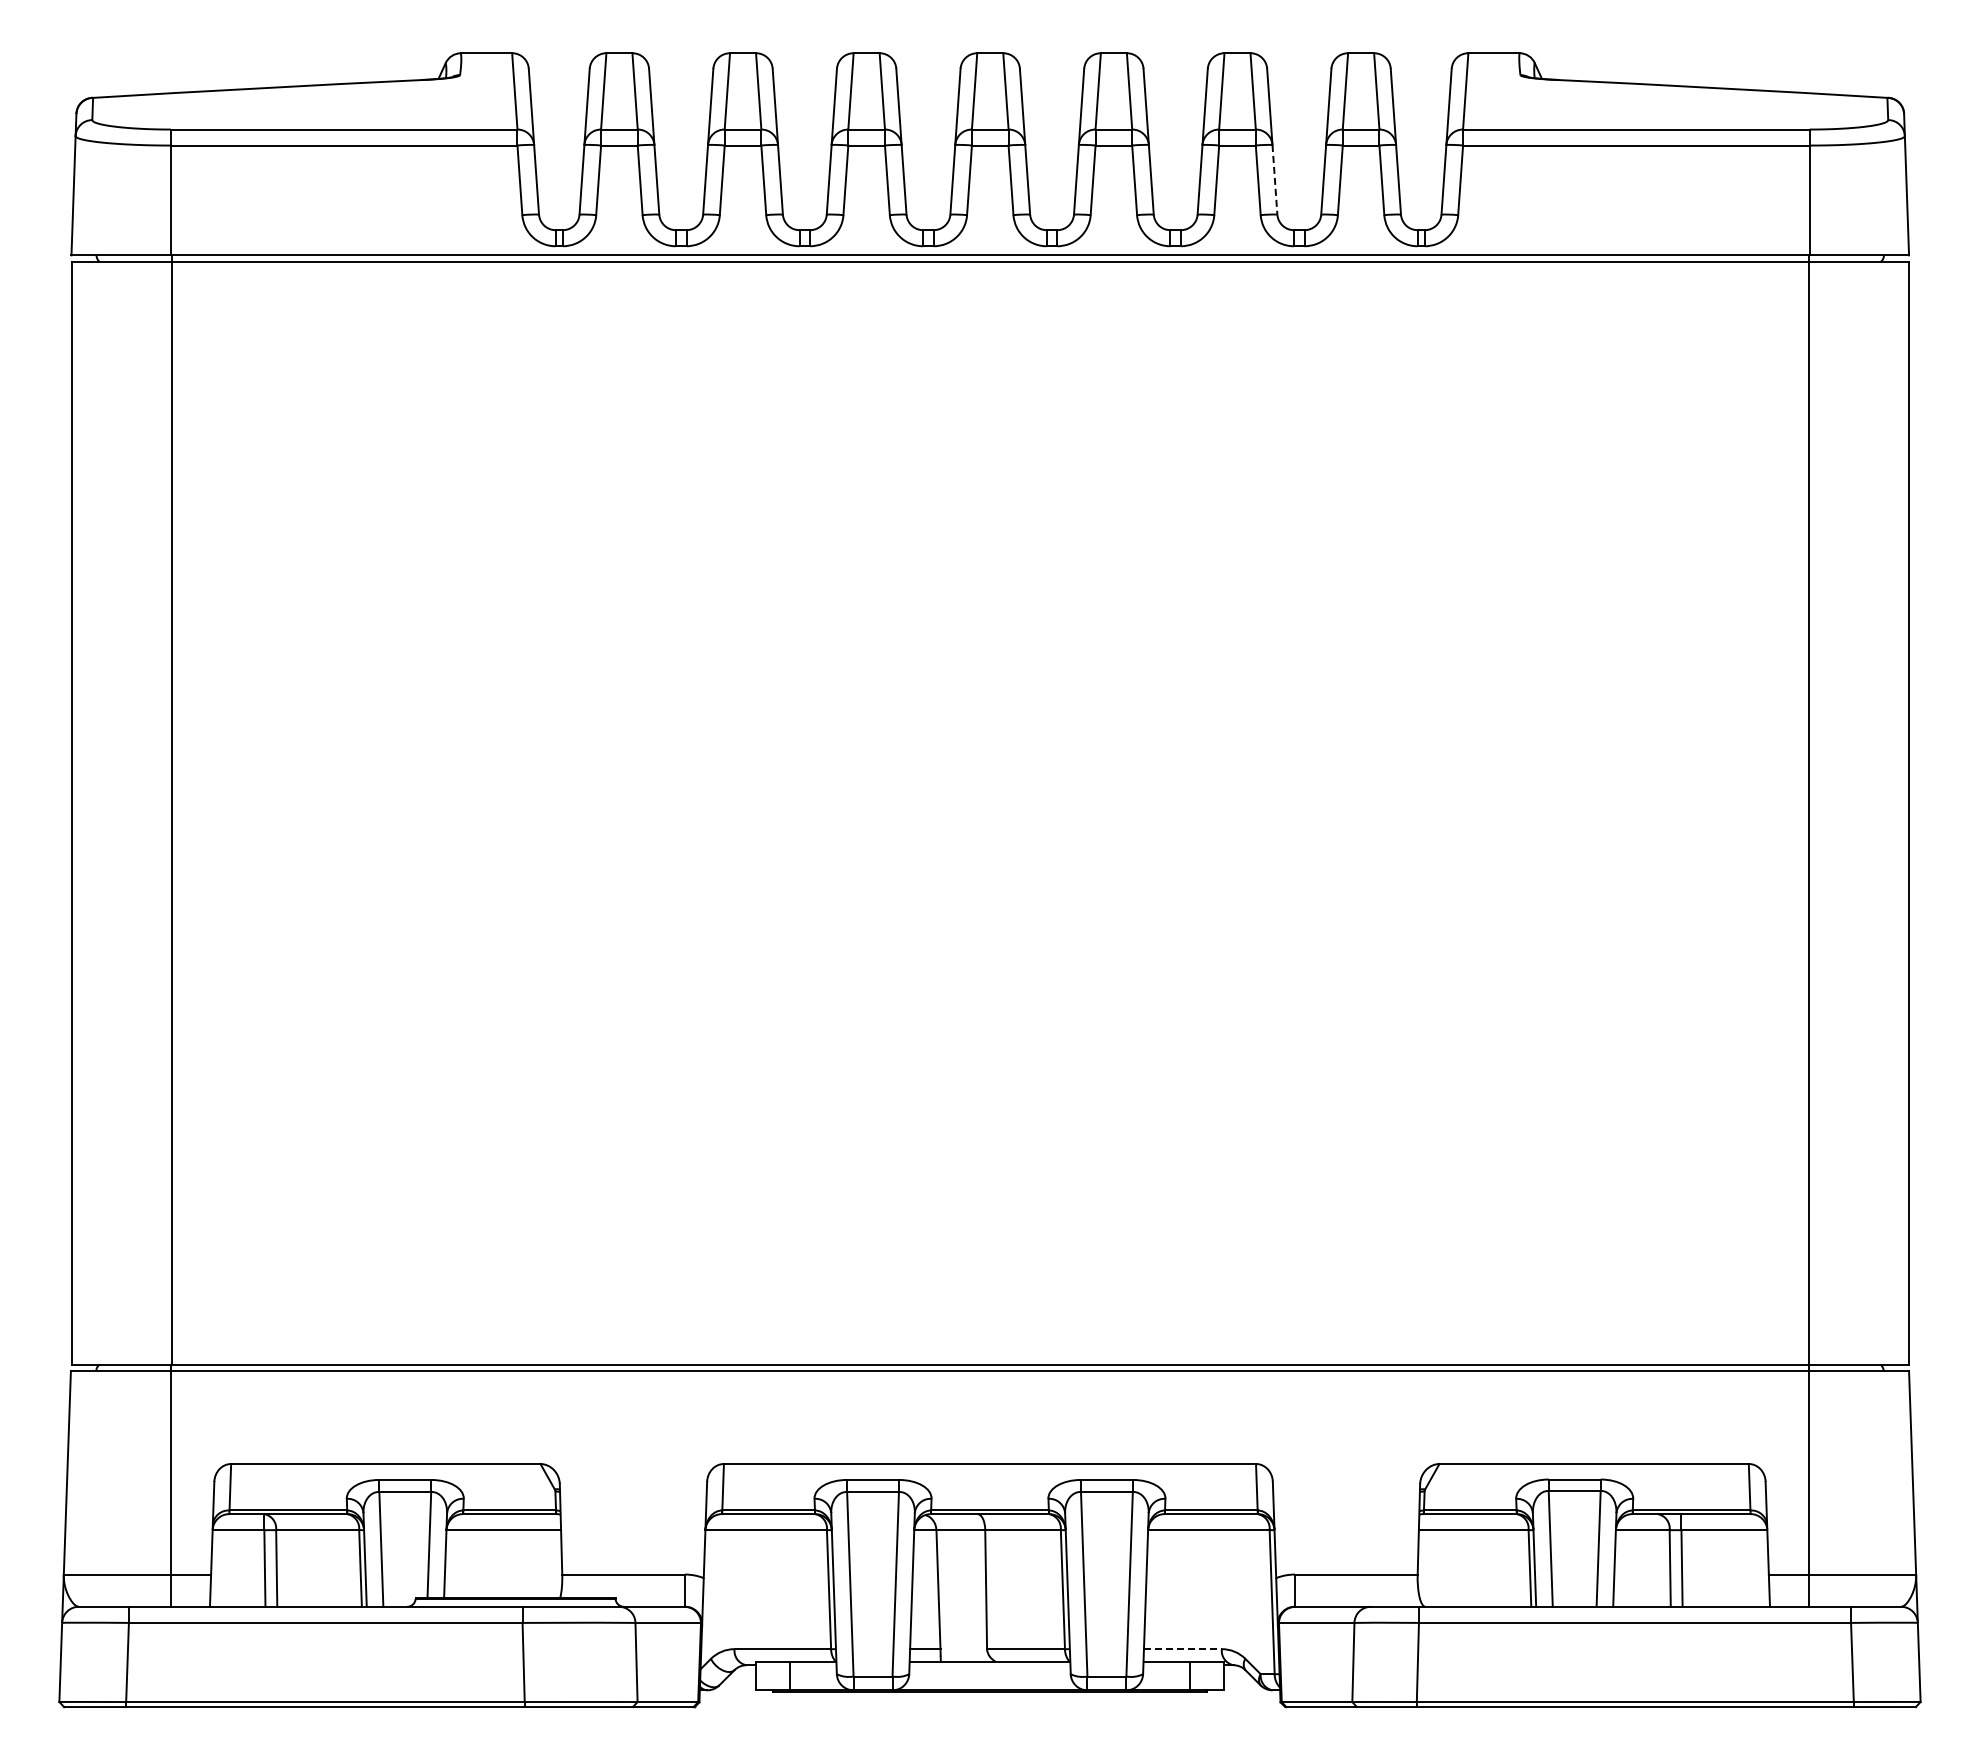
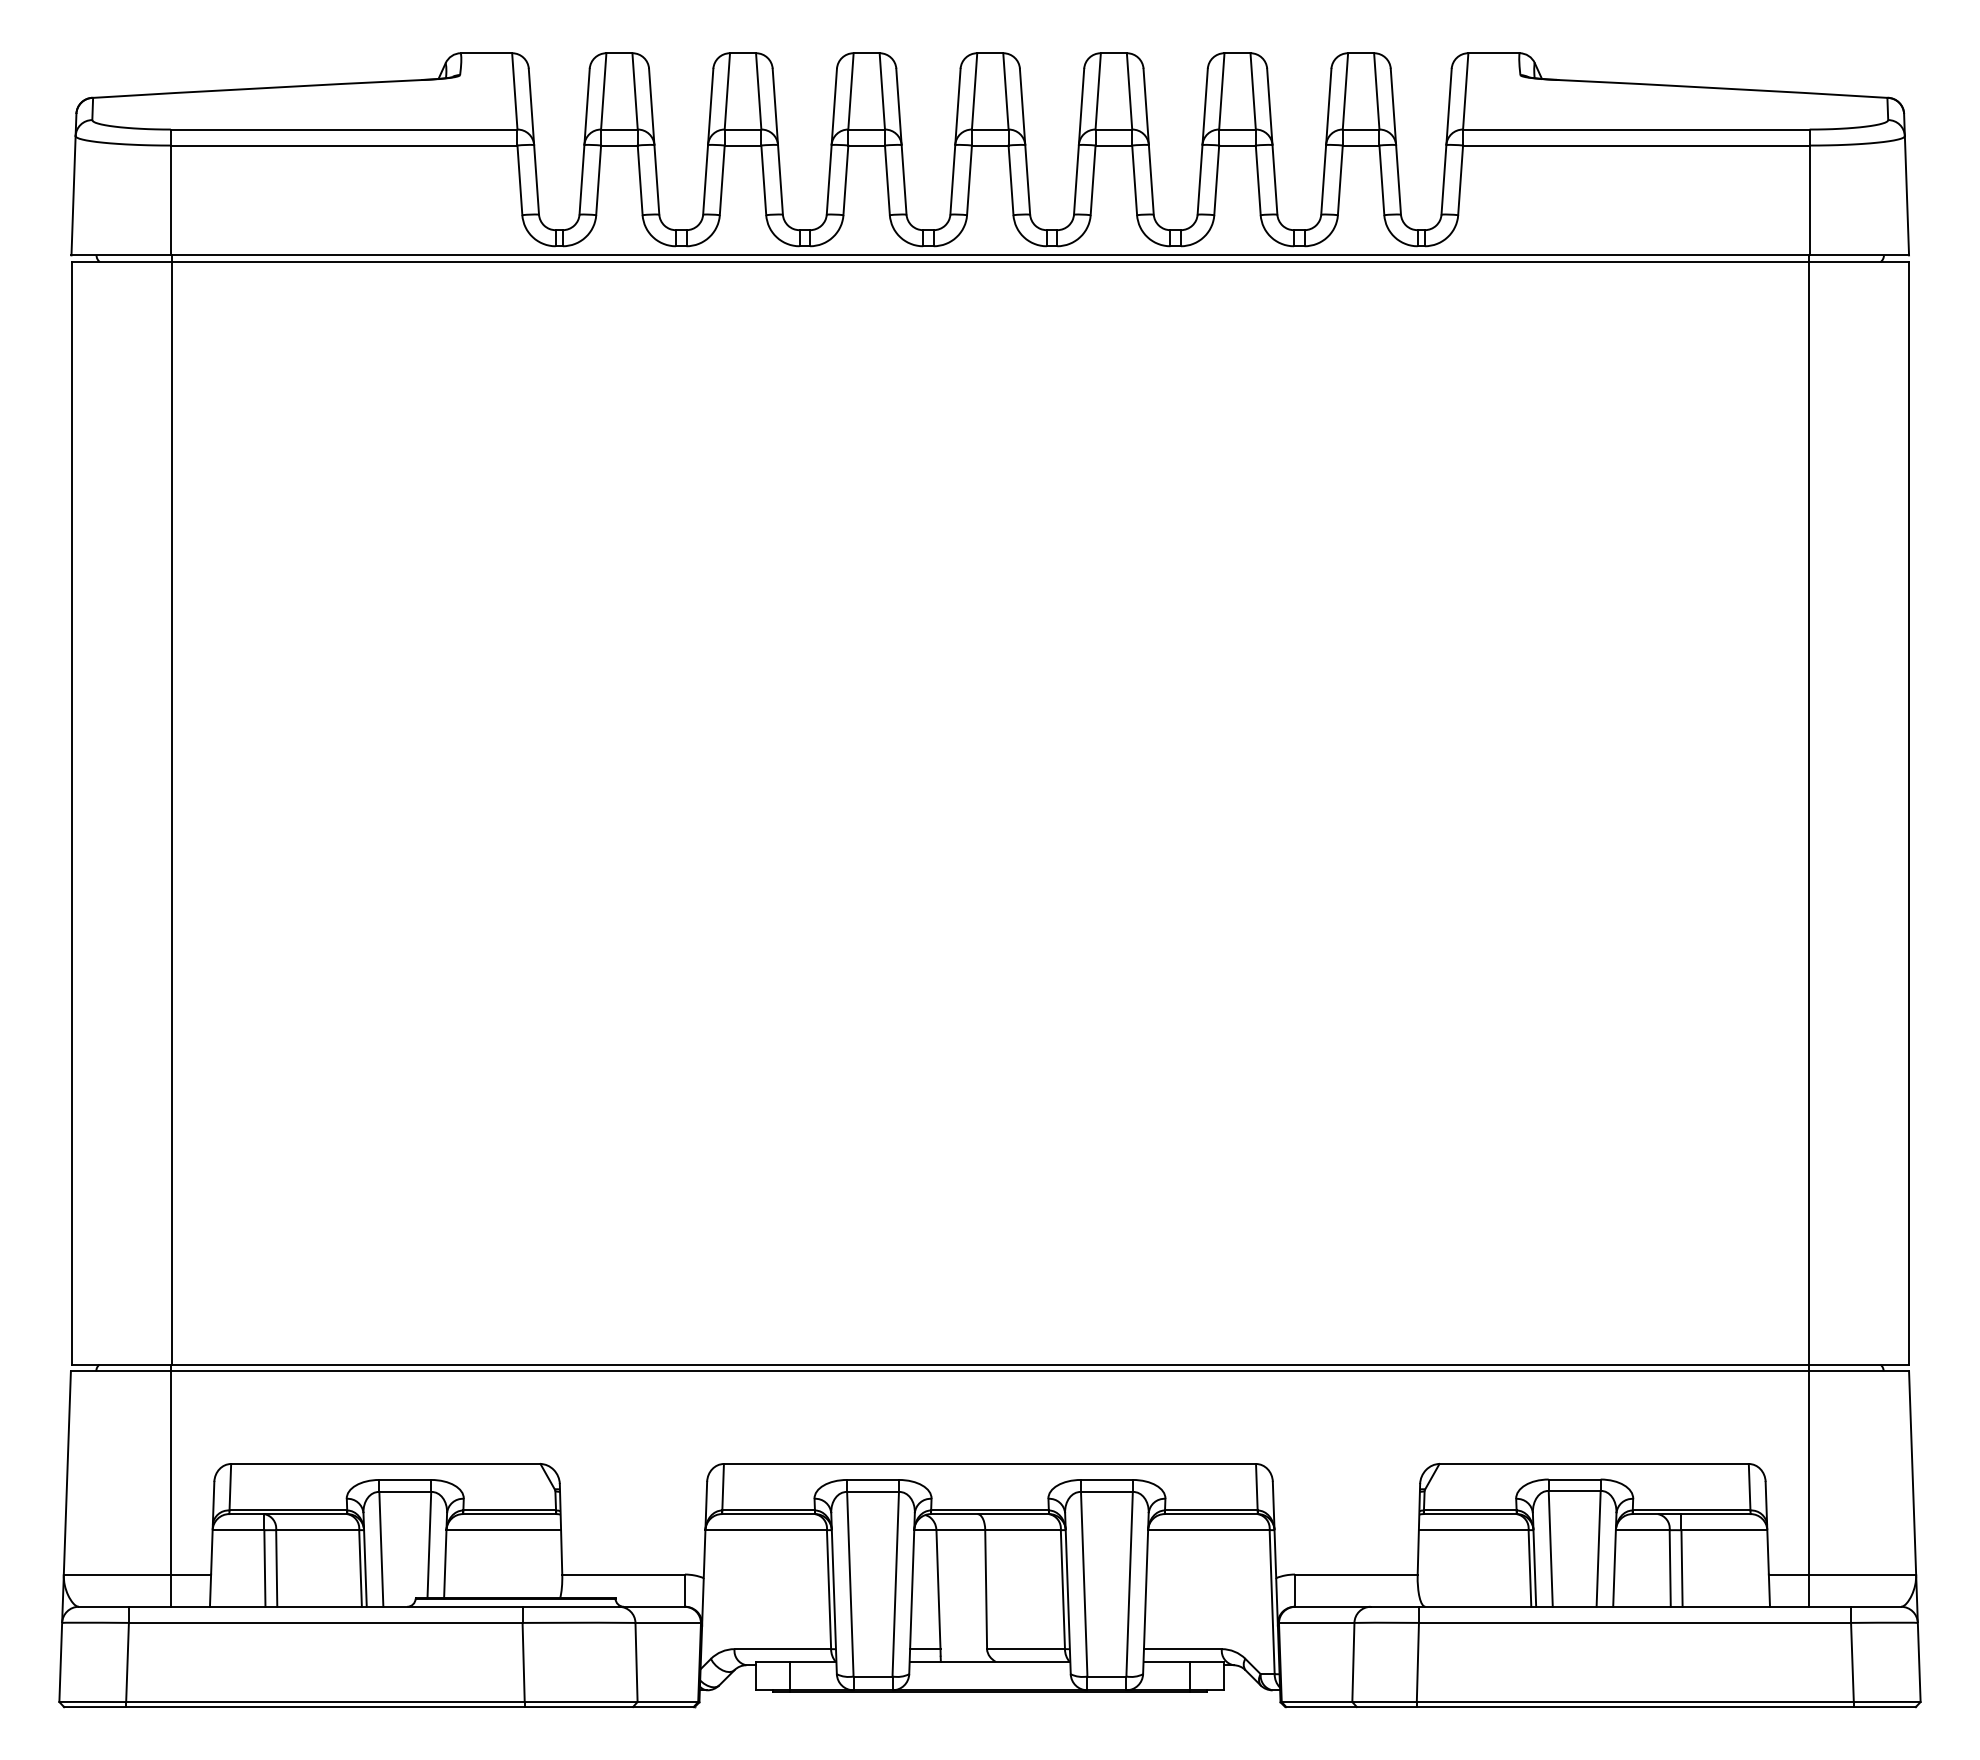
line: dashed -> solid (1274, 179)
line: dashed -> solid (1182, 1649)
